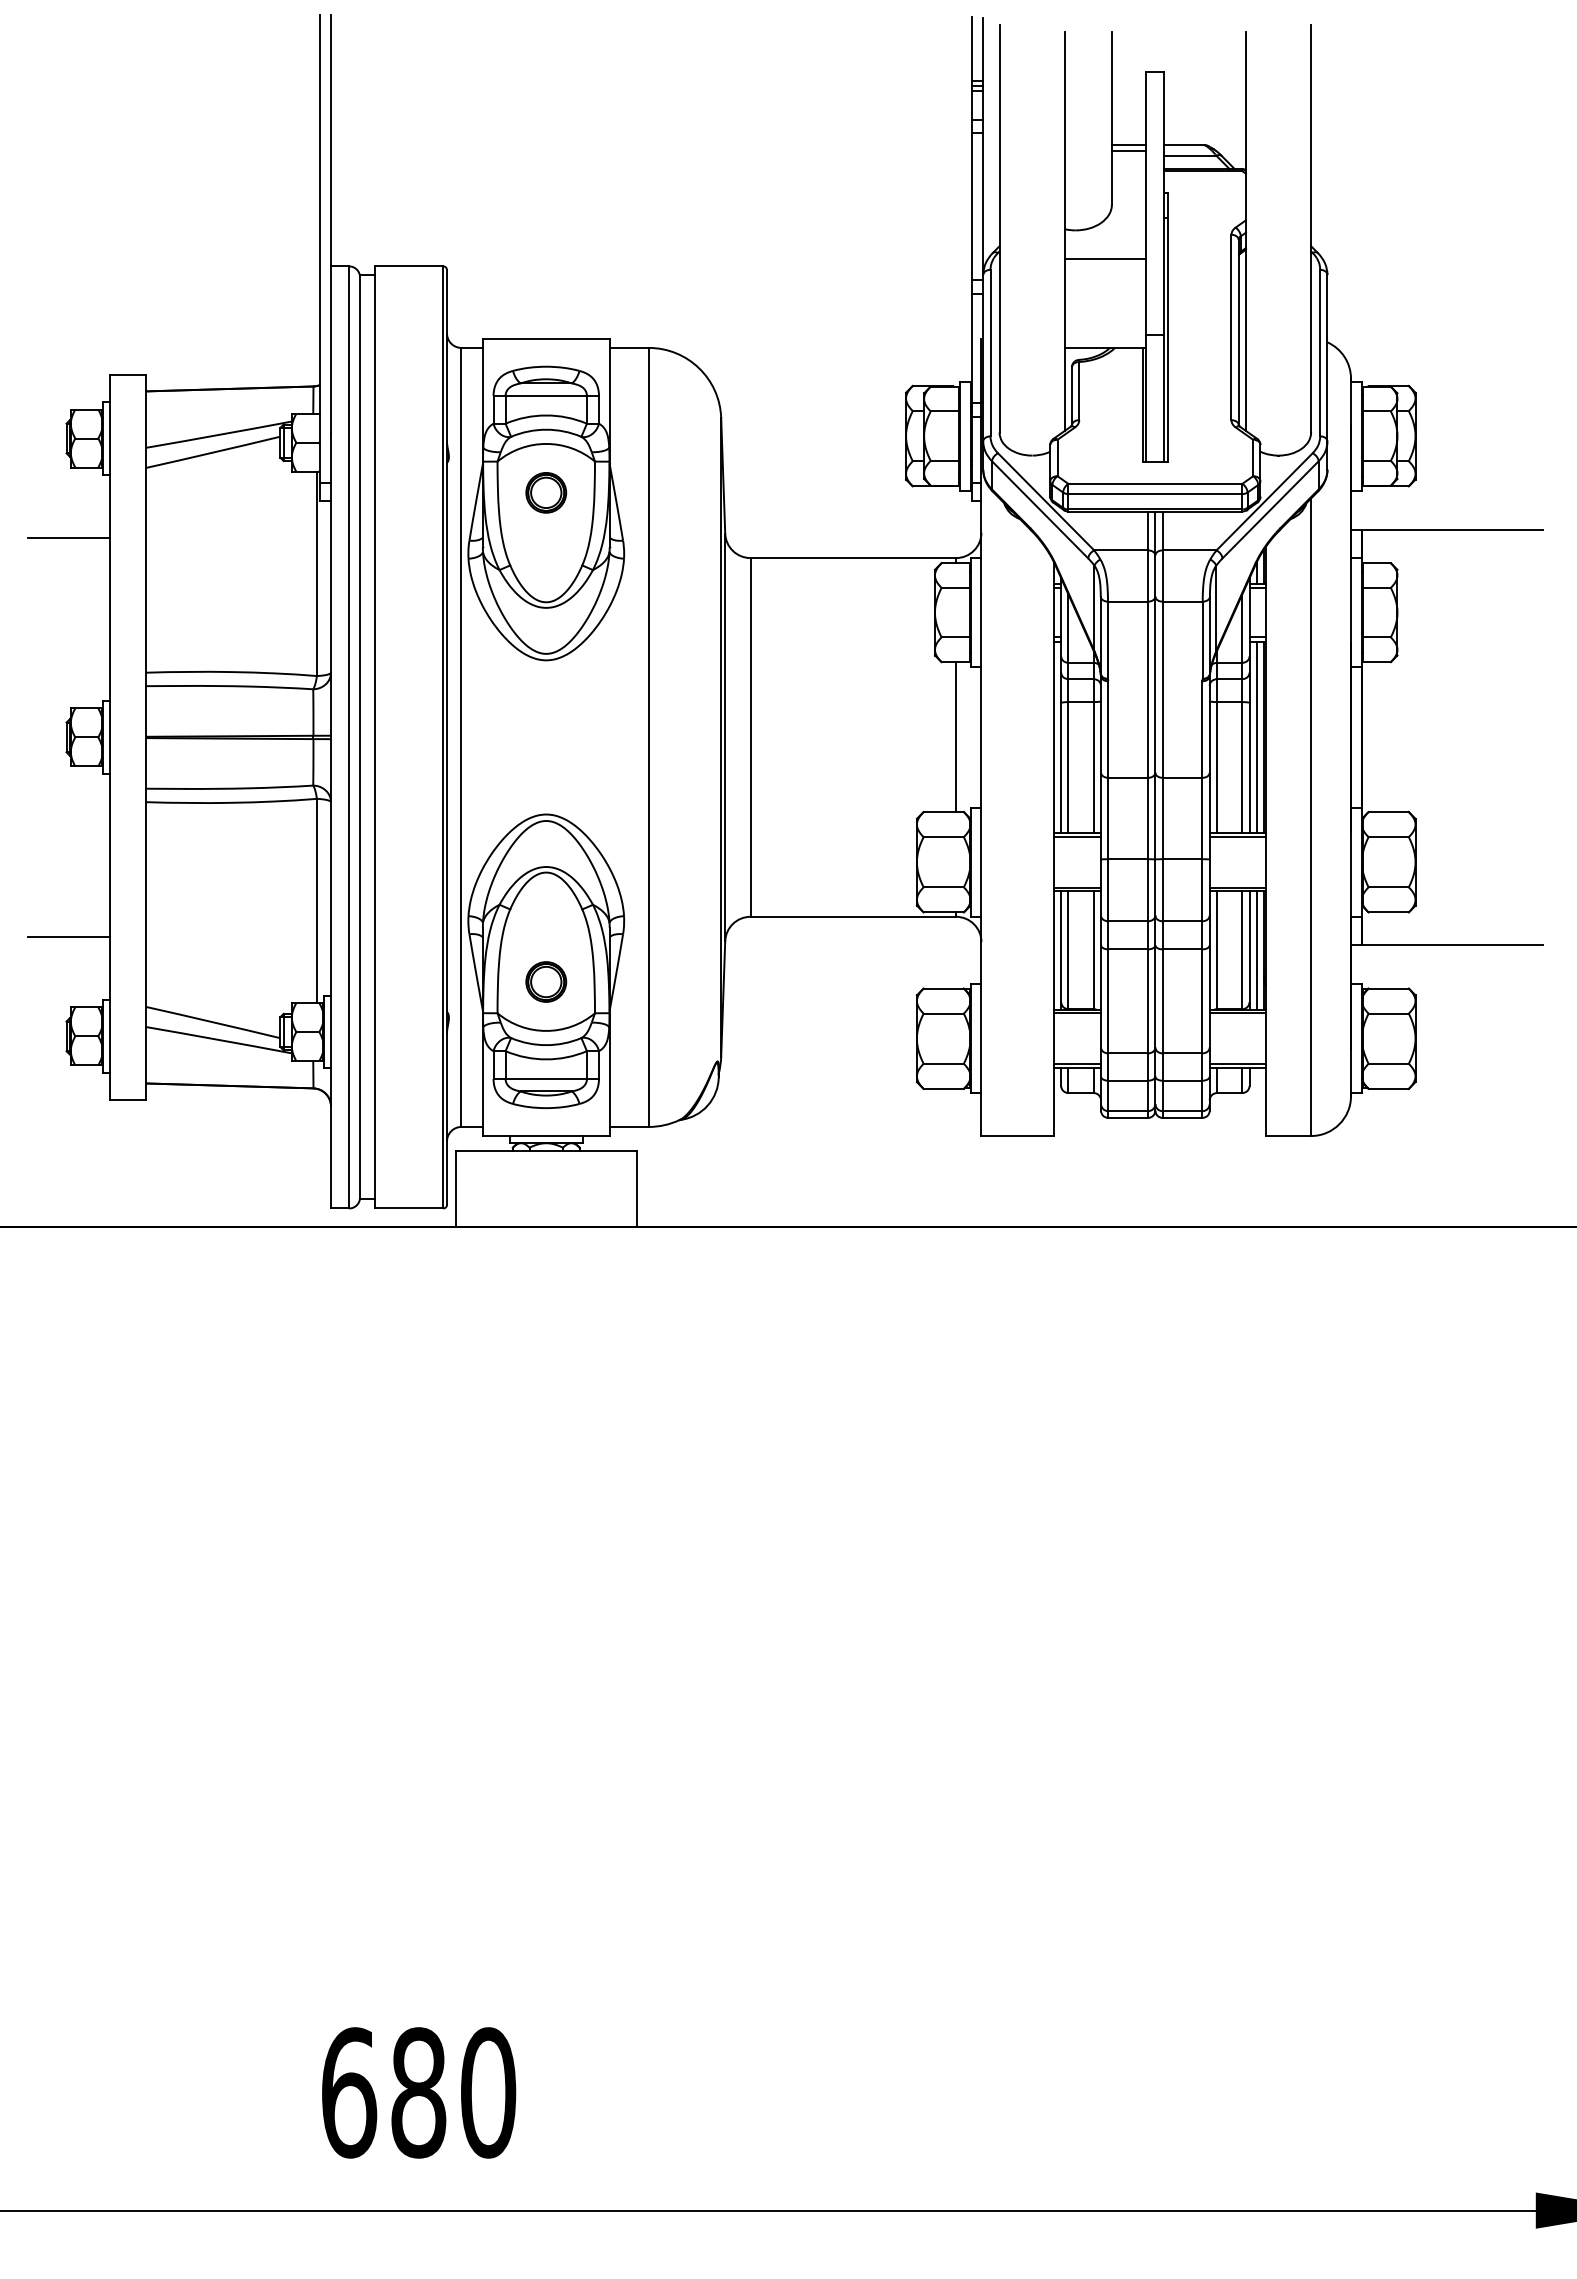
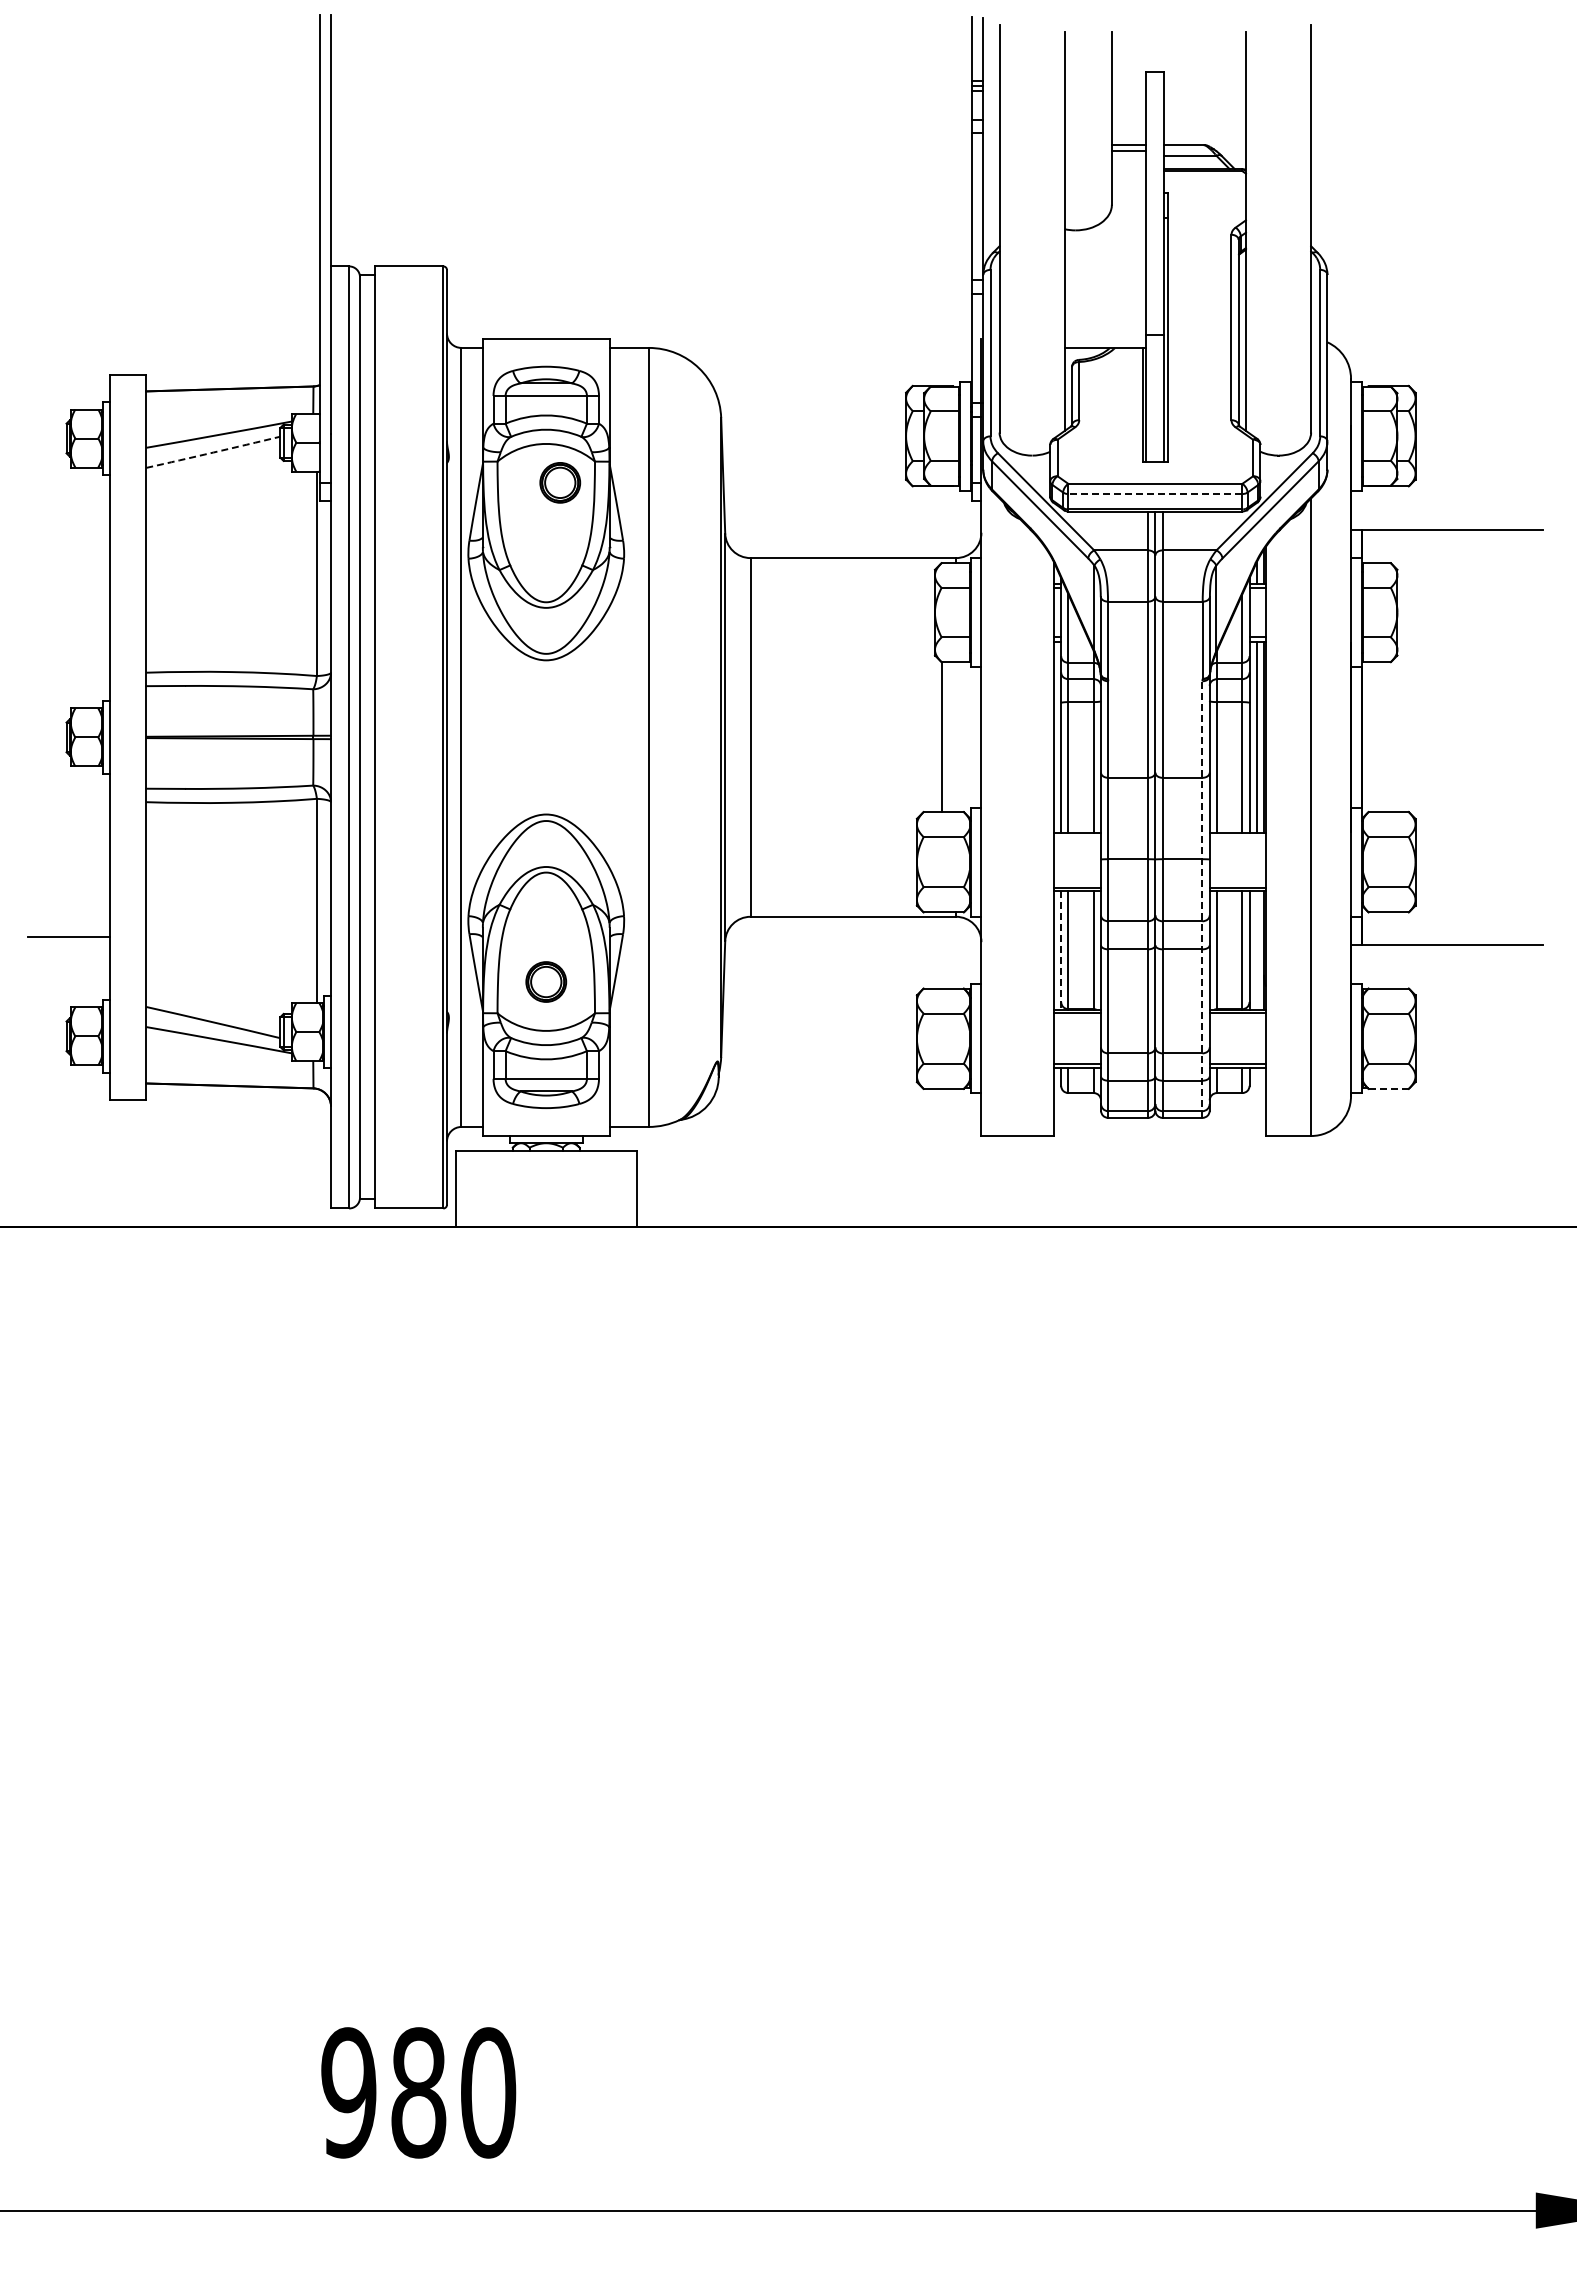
line: present -> none (1105, 258)
arc: solid -> dashed (213, 452)
part position: (546, 492) -> (560, 482) (560, 482)
line: solid -> dashed (1154, 494)
line: present -> none (69, 538)
line position: (956, 737) -> (942, 737) (942, 737)
line: present -> none (1077, 836)
line: present -> none (1237, 836)
line: solid -> dashed (1202, 899)
line: solid -> dashed (1061, 950)
line: present -> none (1256, 950)
line: solid -> dashed (1389, 1088)
text: 680 -> 980 (349, 2092)
